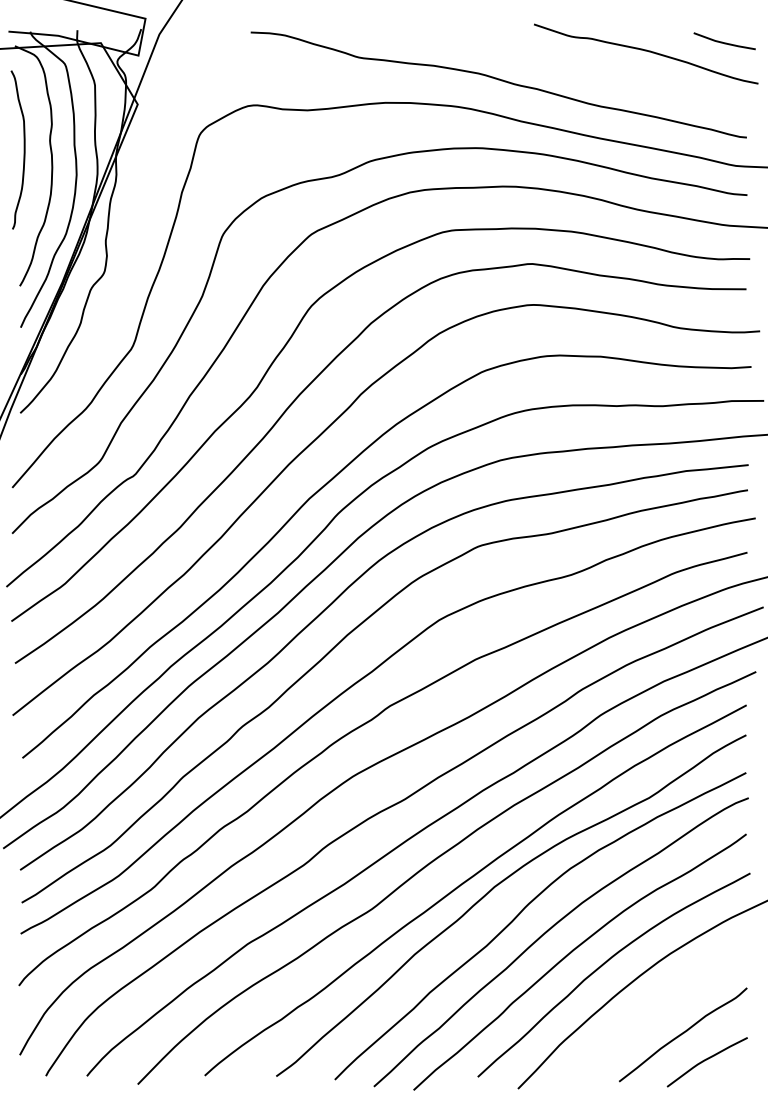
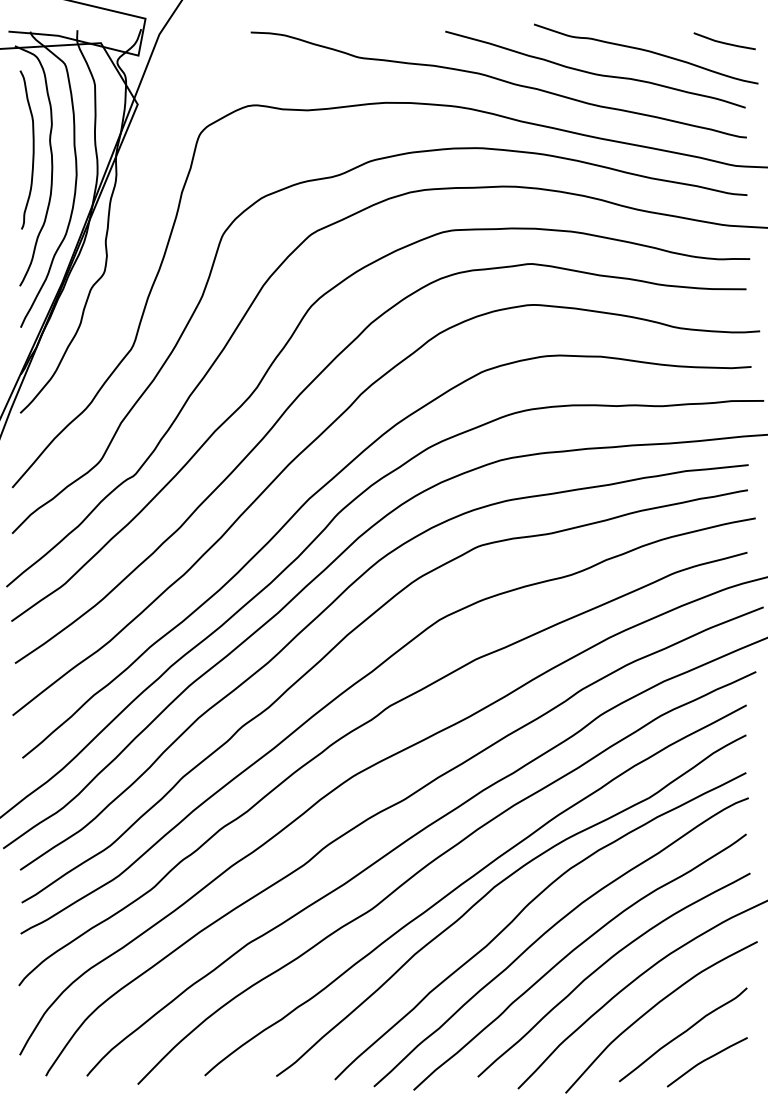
curve: none -> present (593, 72)
curve position: (23, 149) -> (32, 149) (32, 149)
curve: none -> present (653, 1008)
